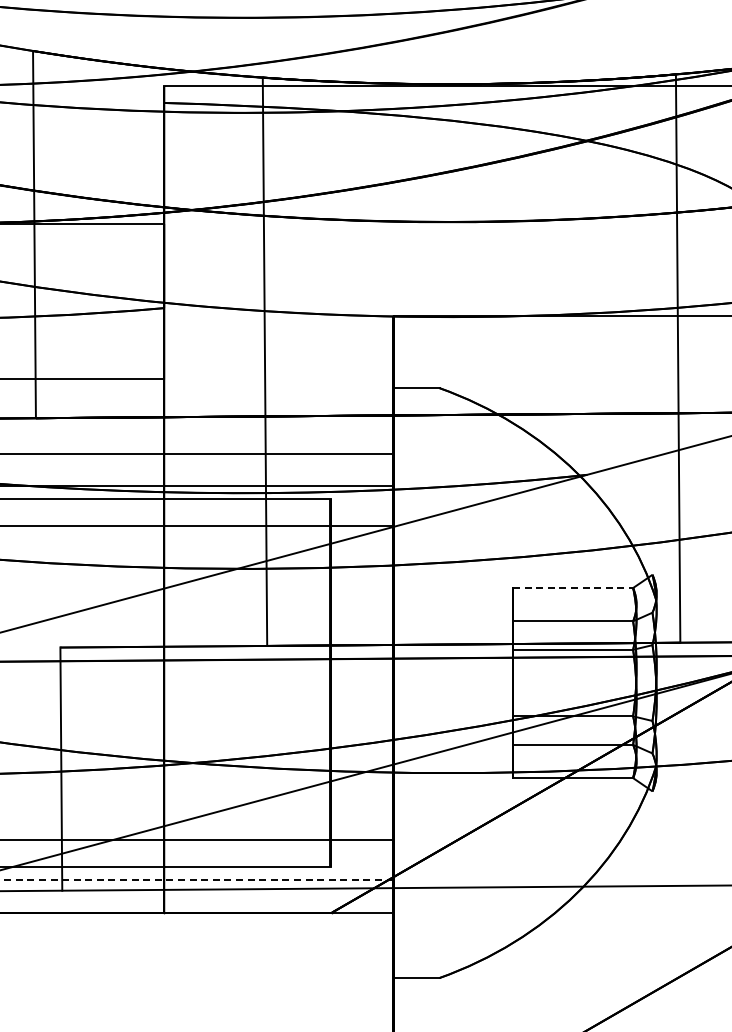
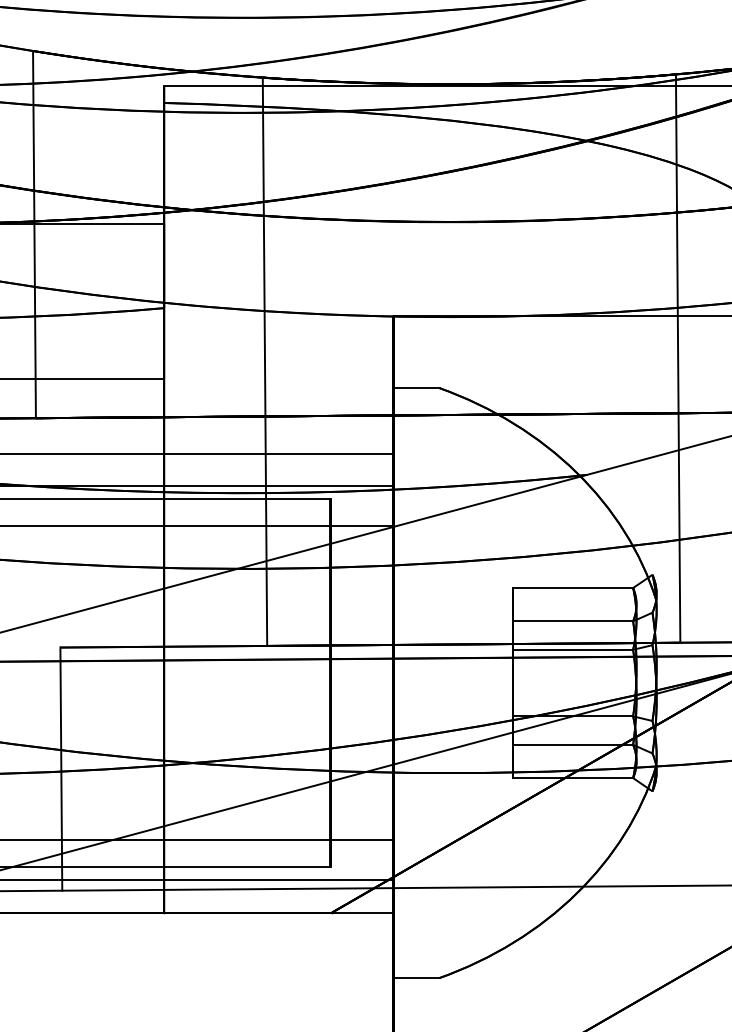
line: dashed -> solid (573, 588)
line: dashed -> solid (196, 879)
